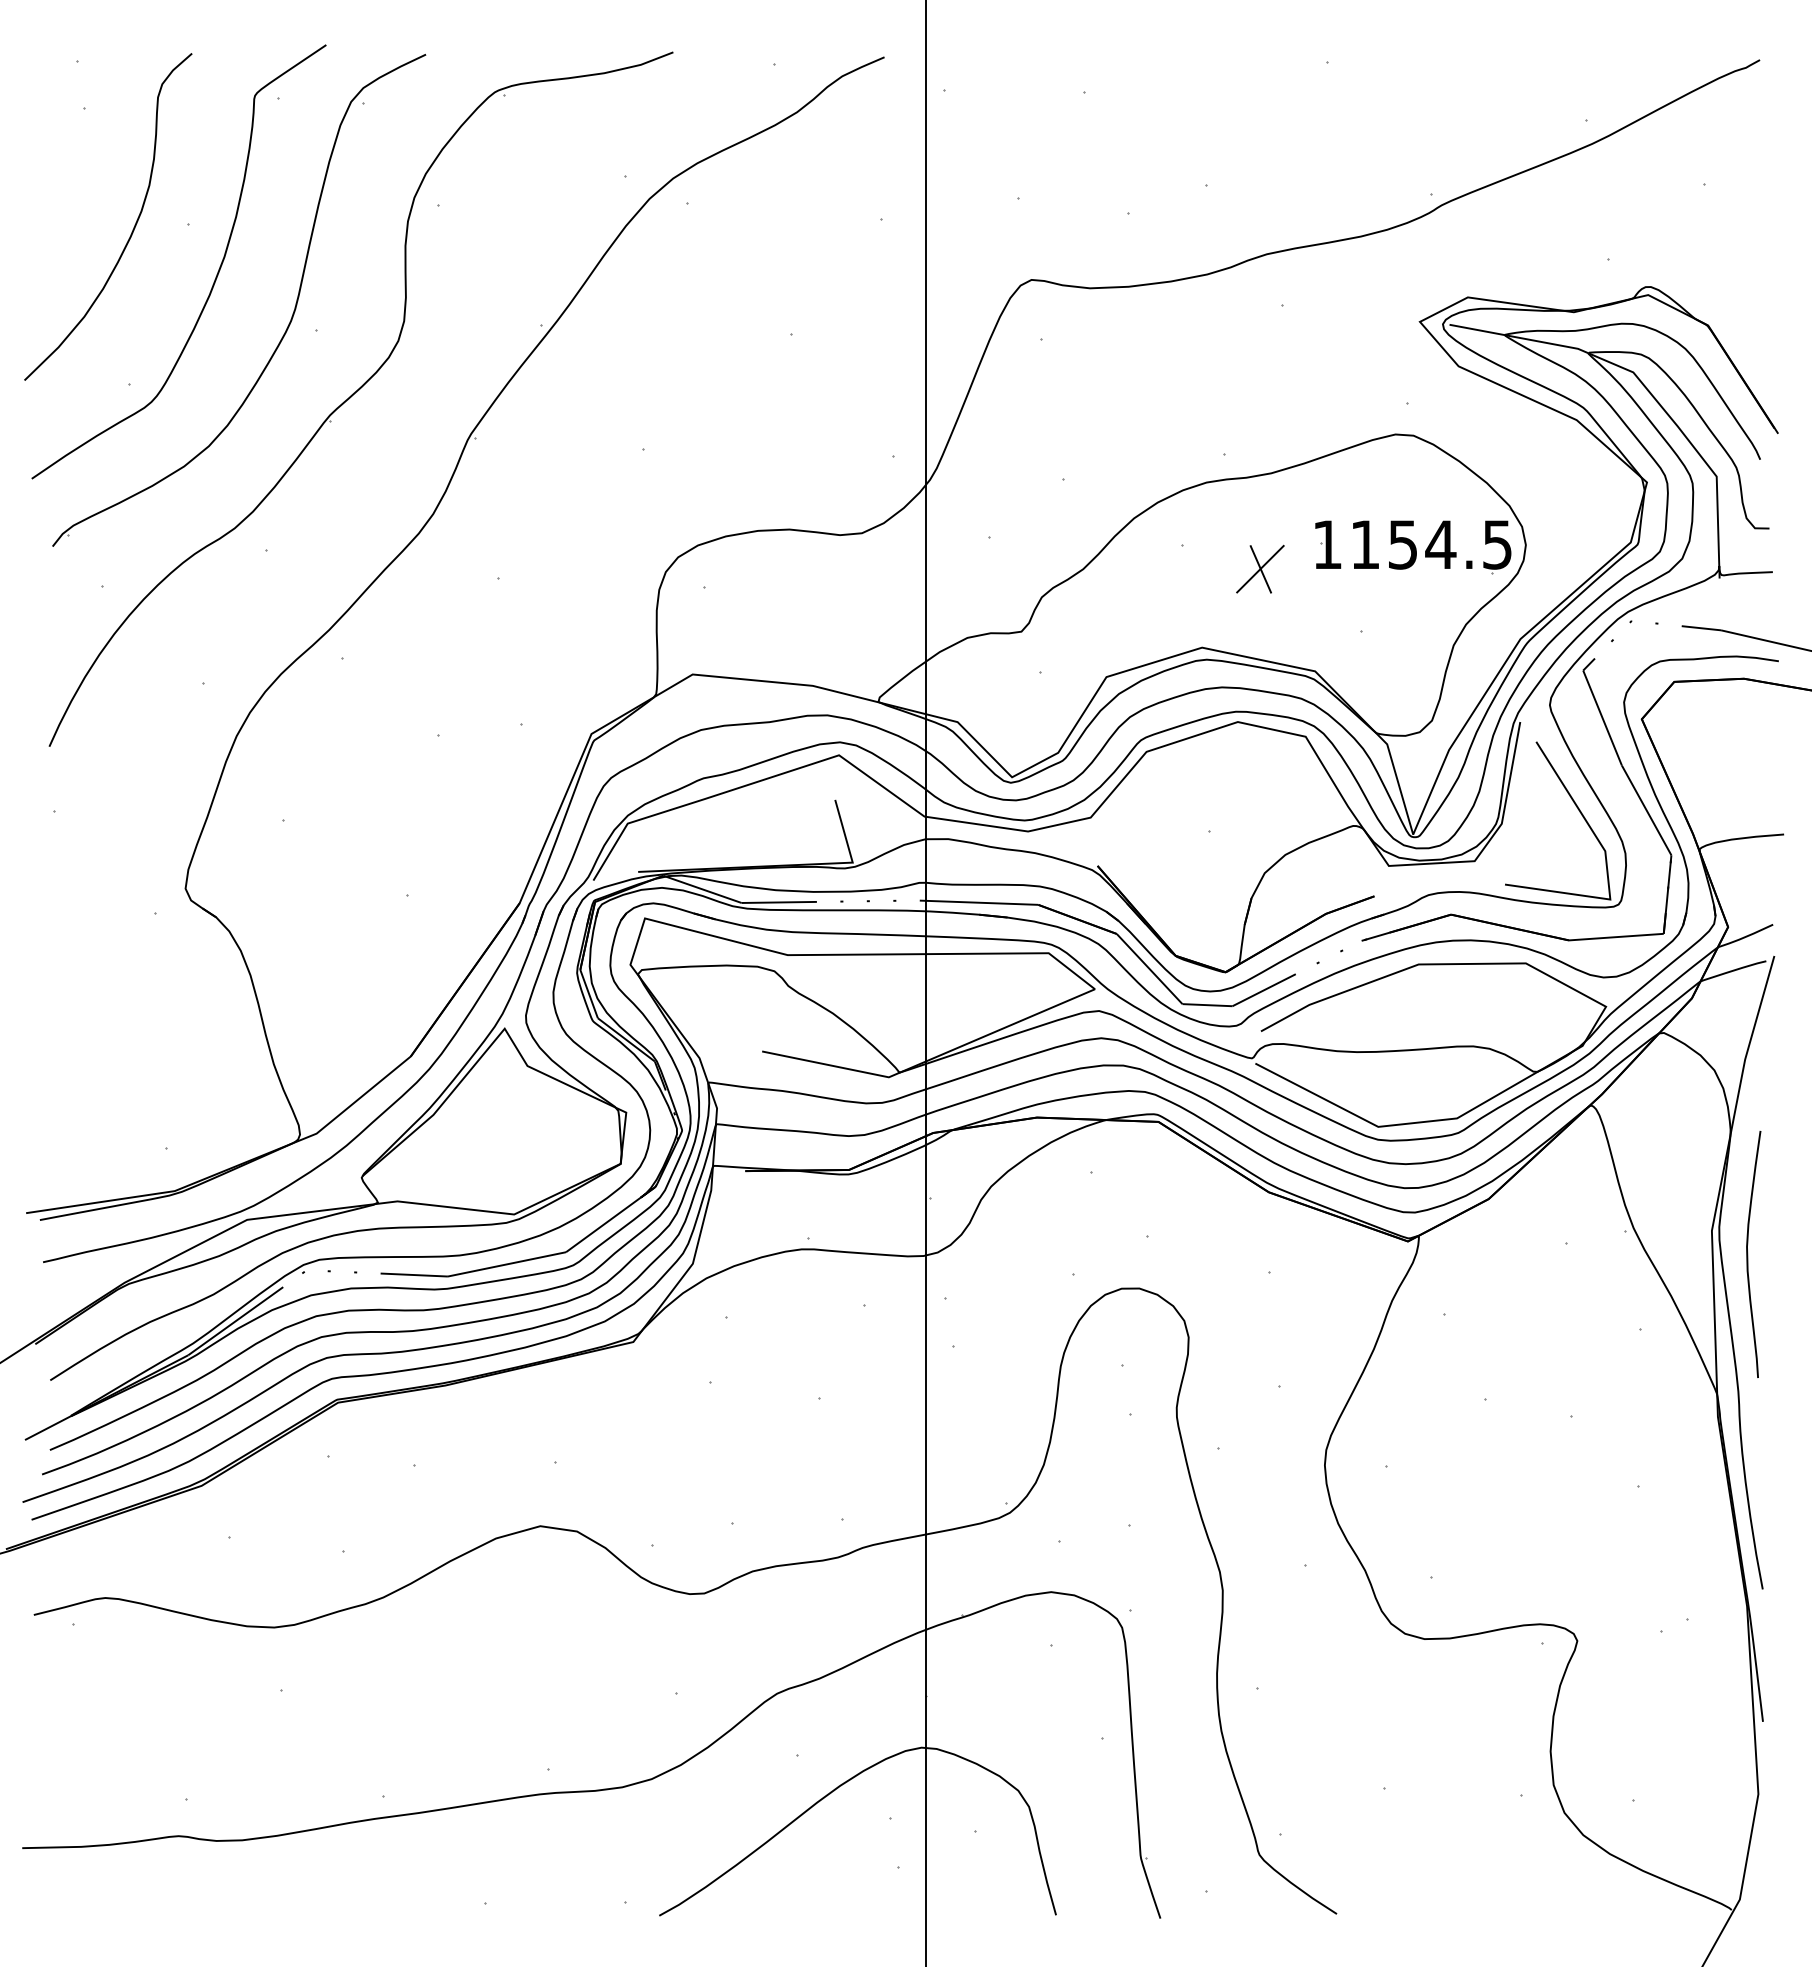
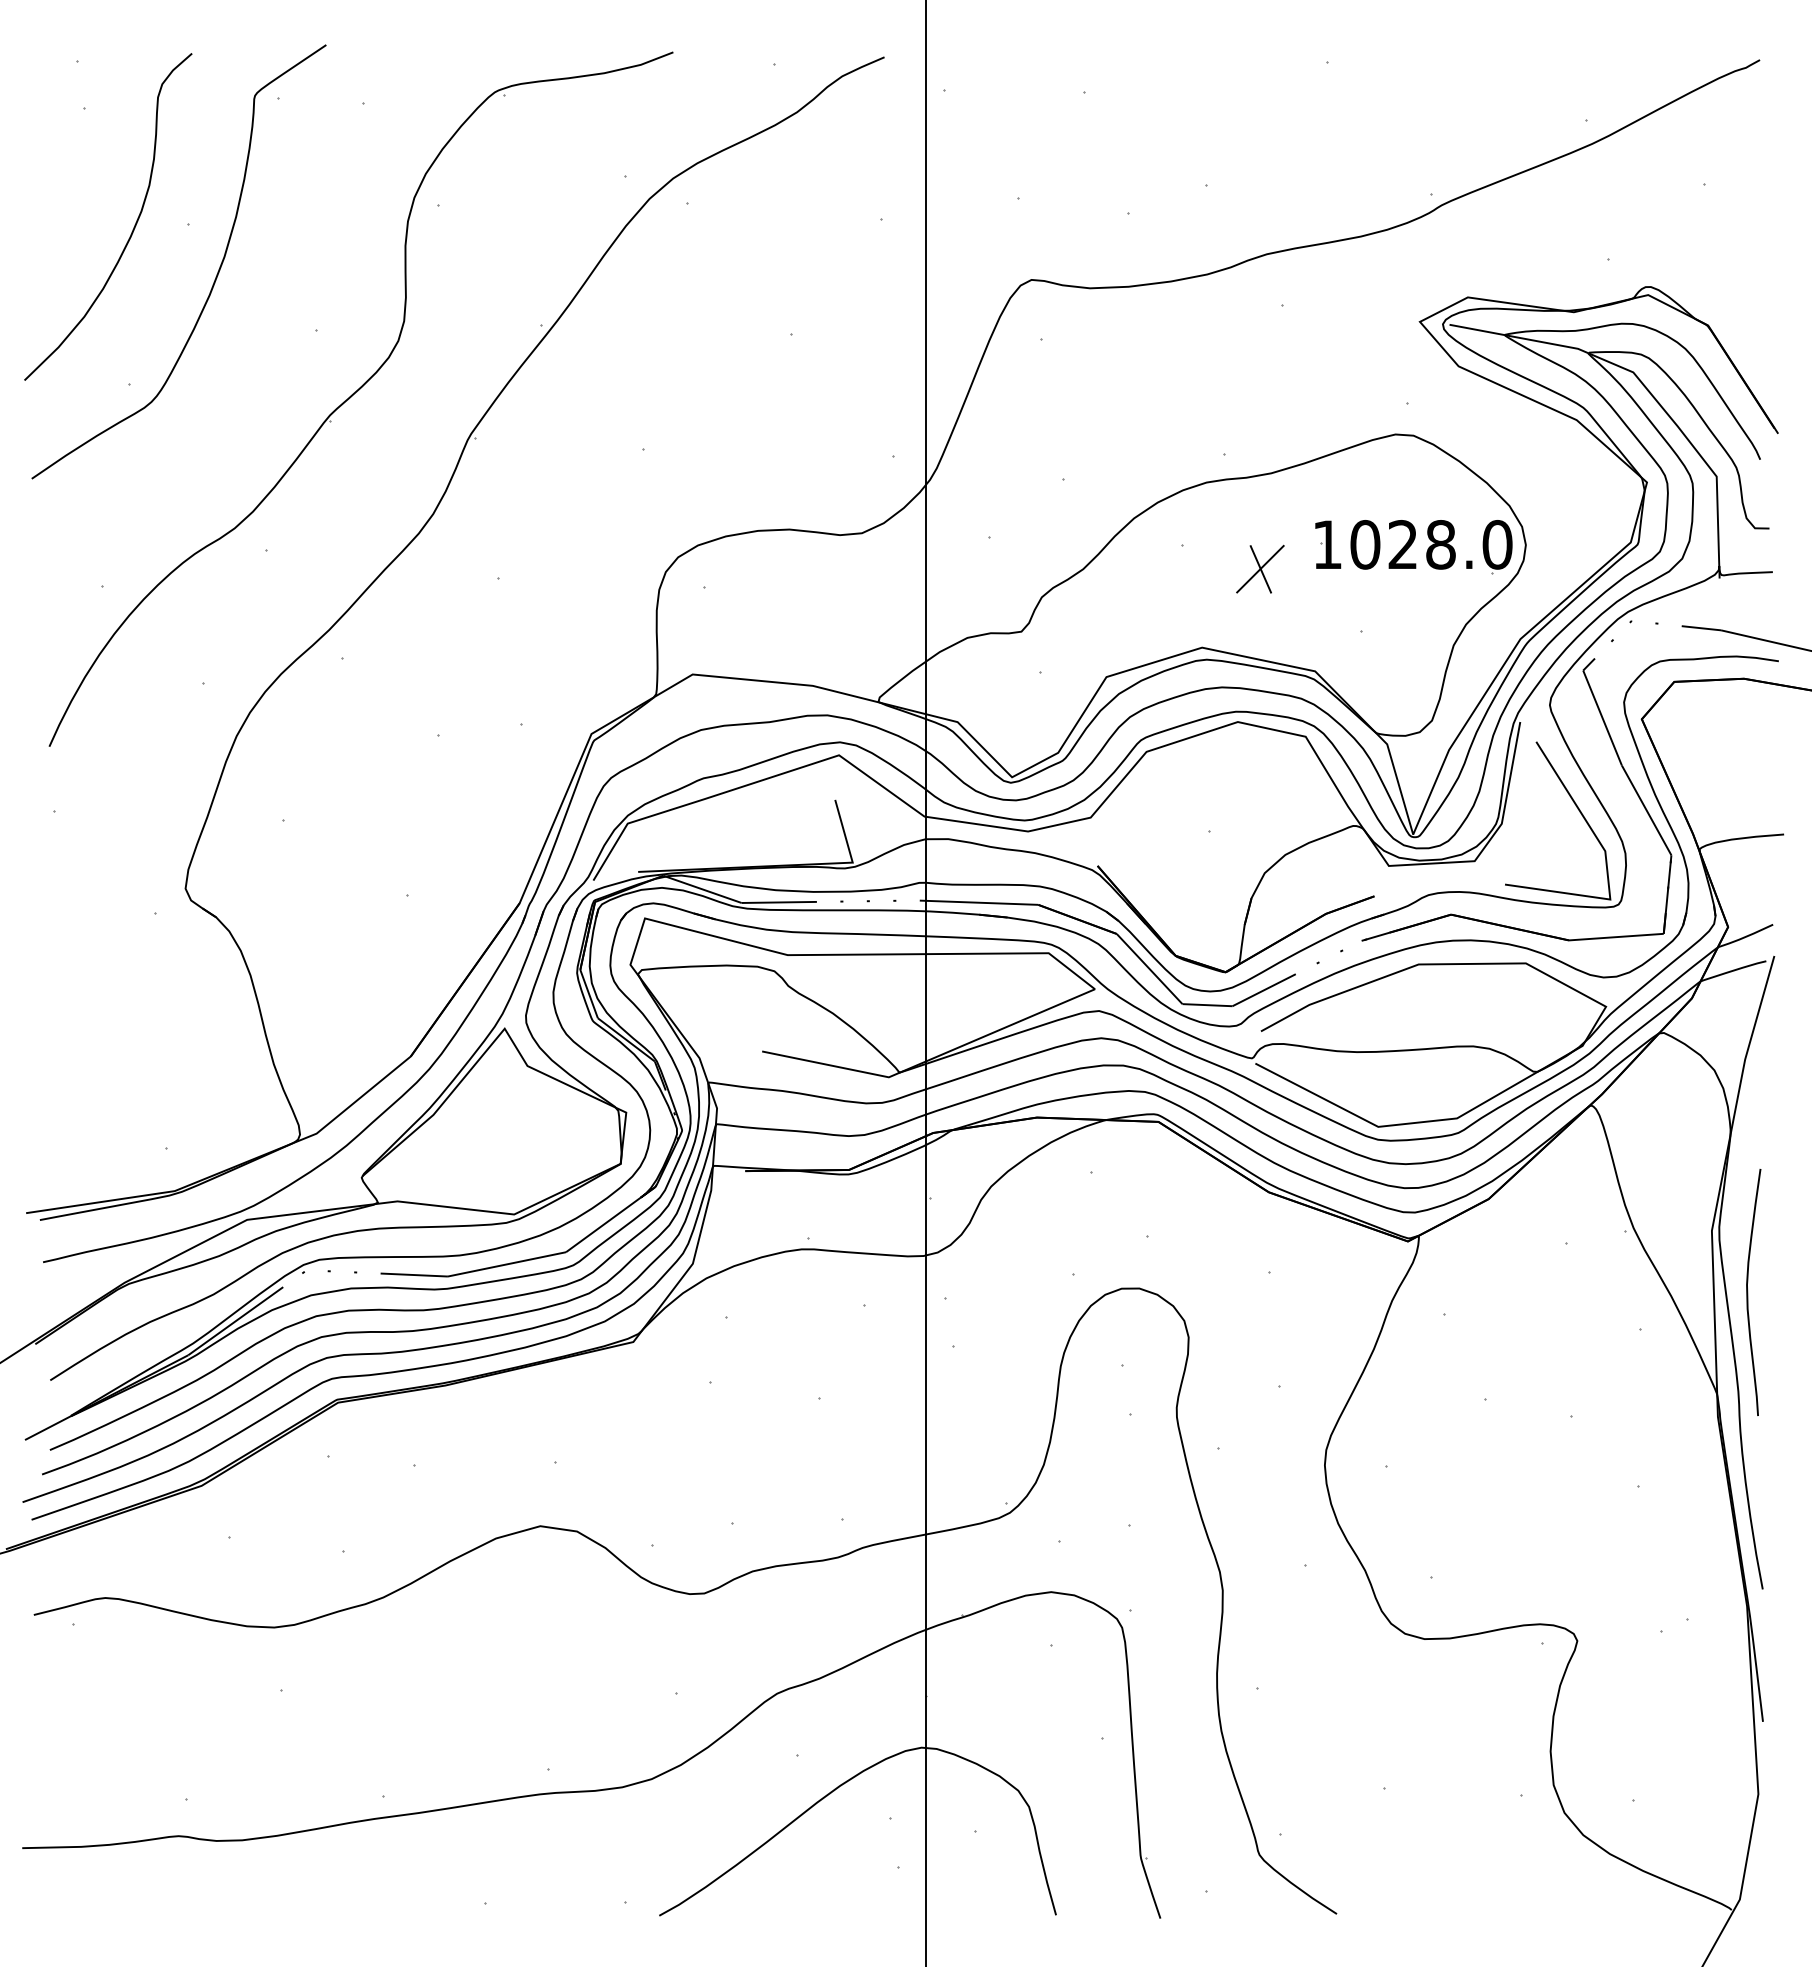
part: present -> none (288, 323)
text: 1154.5 -> 1028.0 (1431, 544)
curve position: (1748, 1254) -> (1748, 1292) (1748, 1292)
